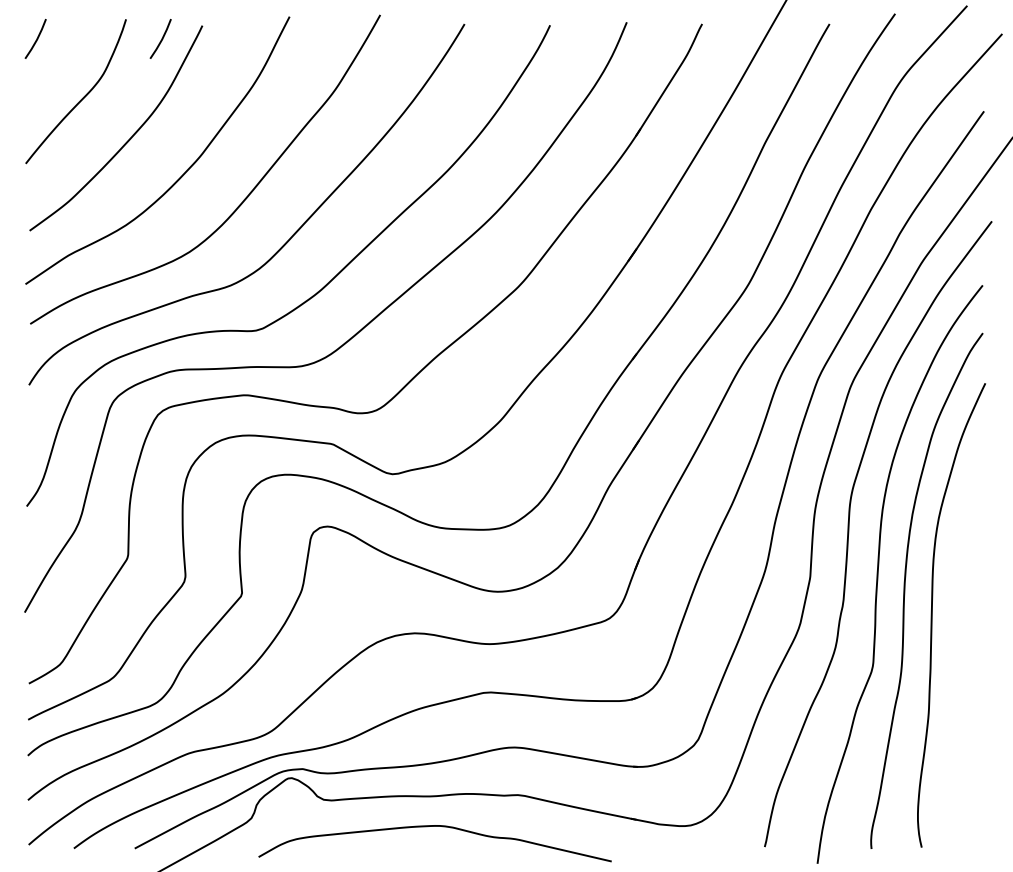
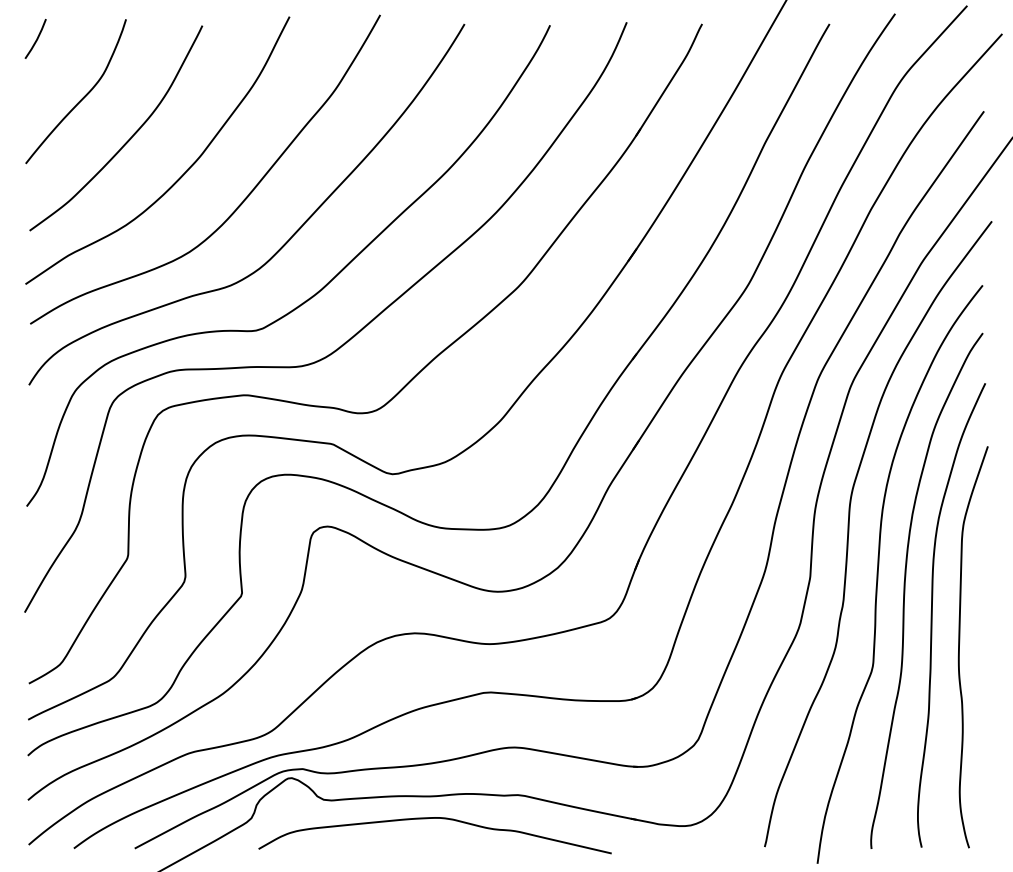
line: present -> none (161, 38)
curve: none -> present (960, 642)
curve position: (434, 826) -> (434, 818) (434, 818)
